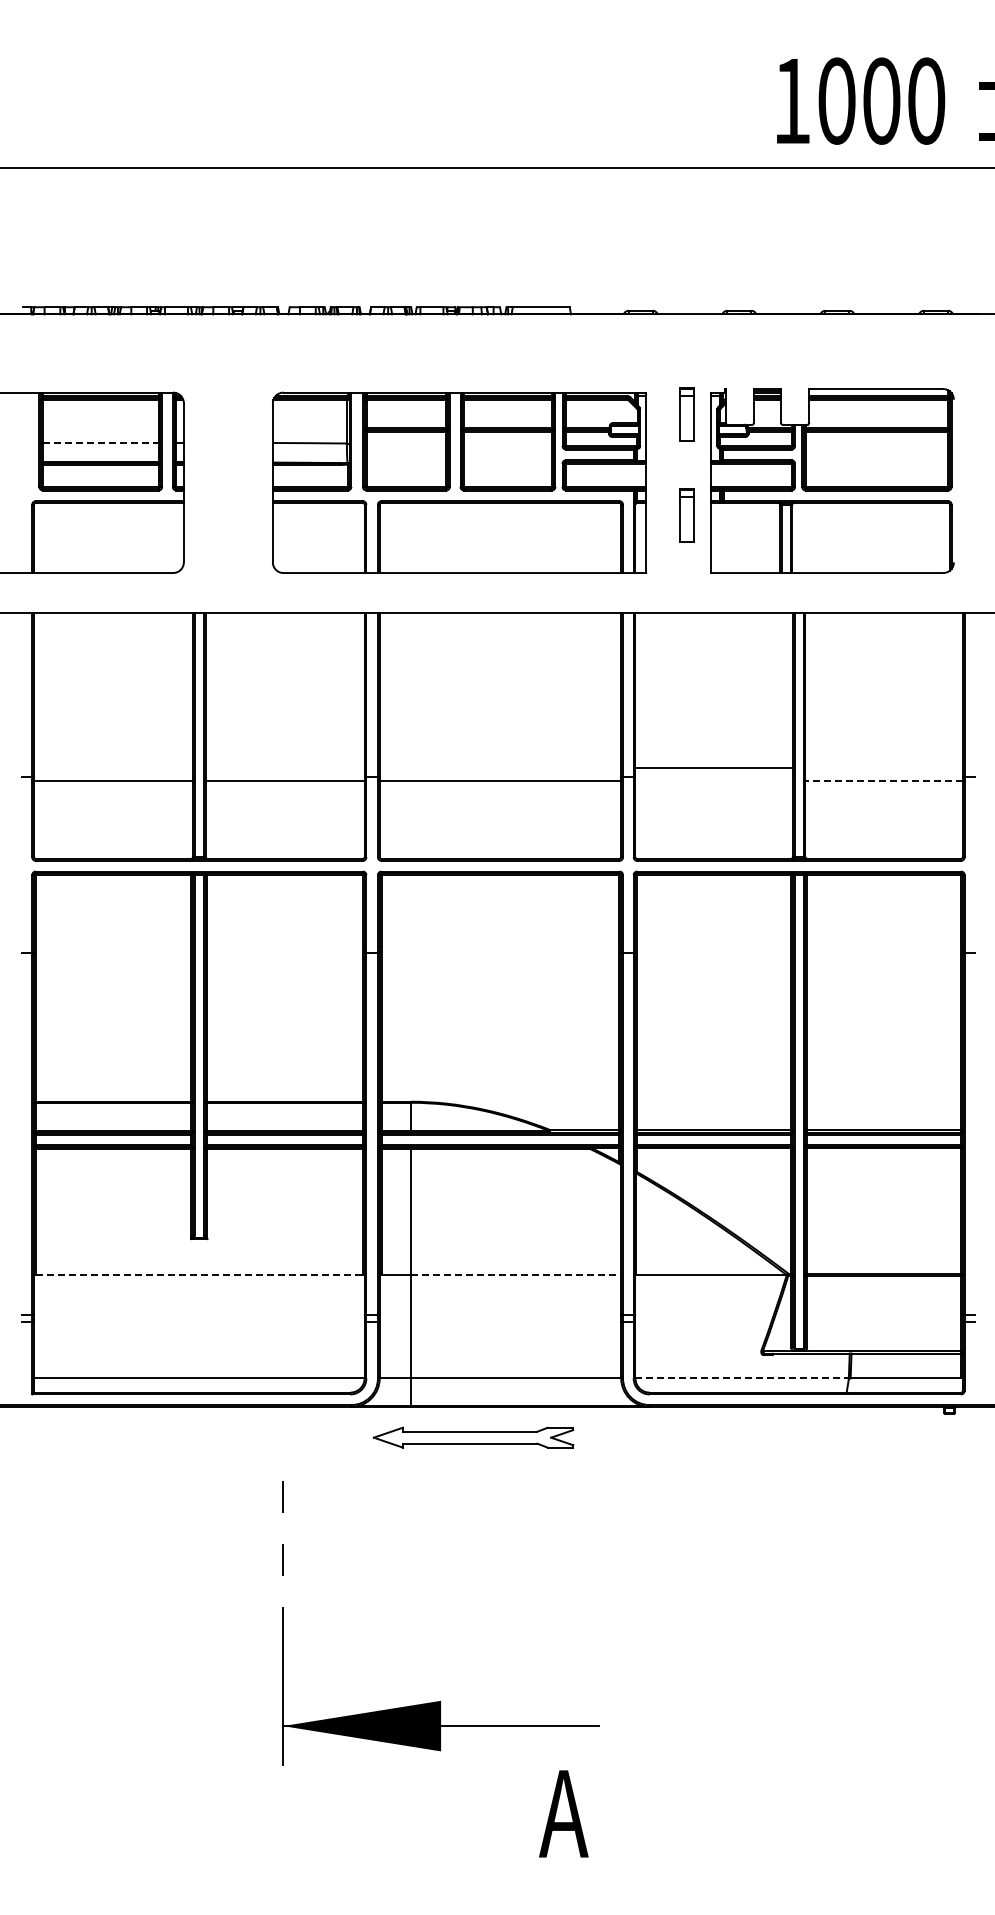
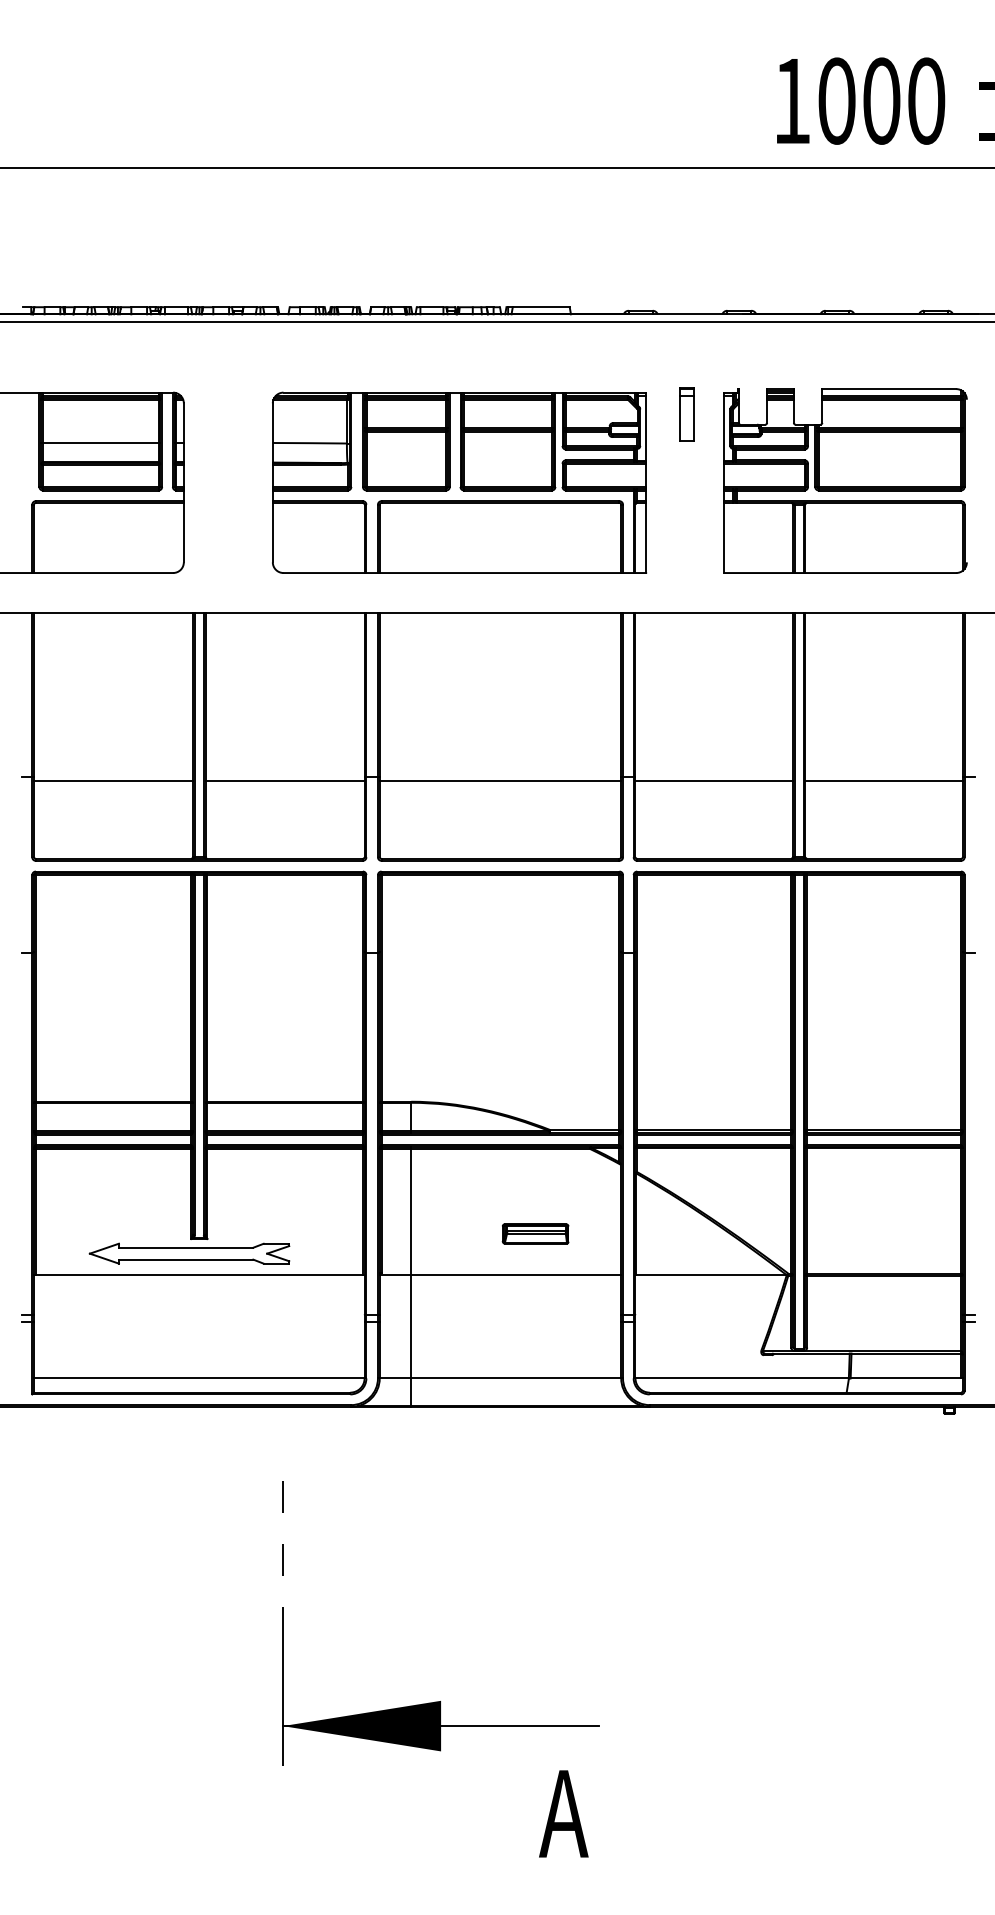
line: none -> present (496, 321)
line: dashed -> solid (100, 442)
part position: (832, 480) -> (845, 480) (845, 480)
part: present -> none (686, 515)
line position: (713, 768) -> (713, 781) (713, 781)
line: dashed -> solid (884, 781)
part: none -> present (535, 1233)
line: dashed -> solid (199, 1275)
line: dashed -> solid (516, 1275)
line: dashed -> solid (742, 1378)
part position: (473, 1437) -> (189, 1253) (189, 1253)
